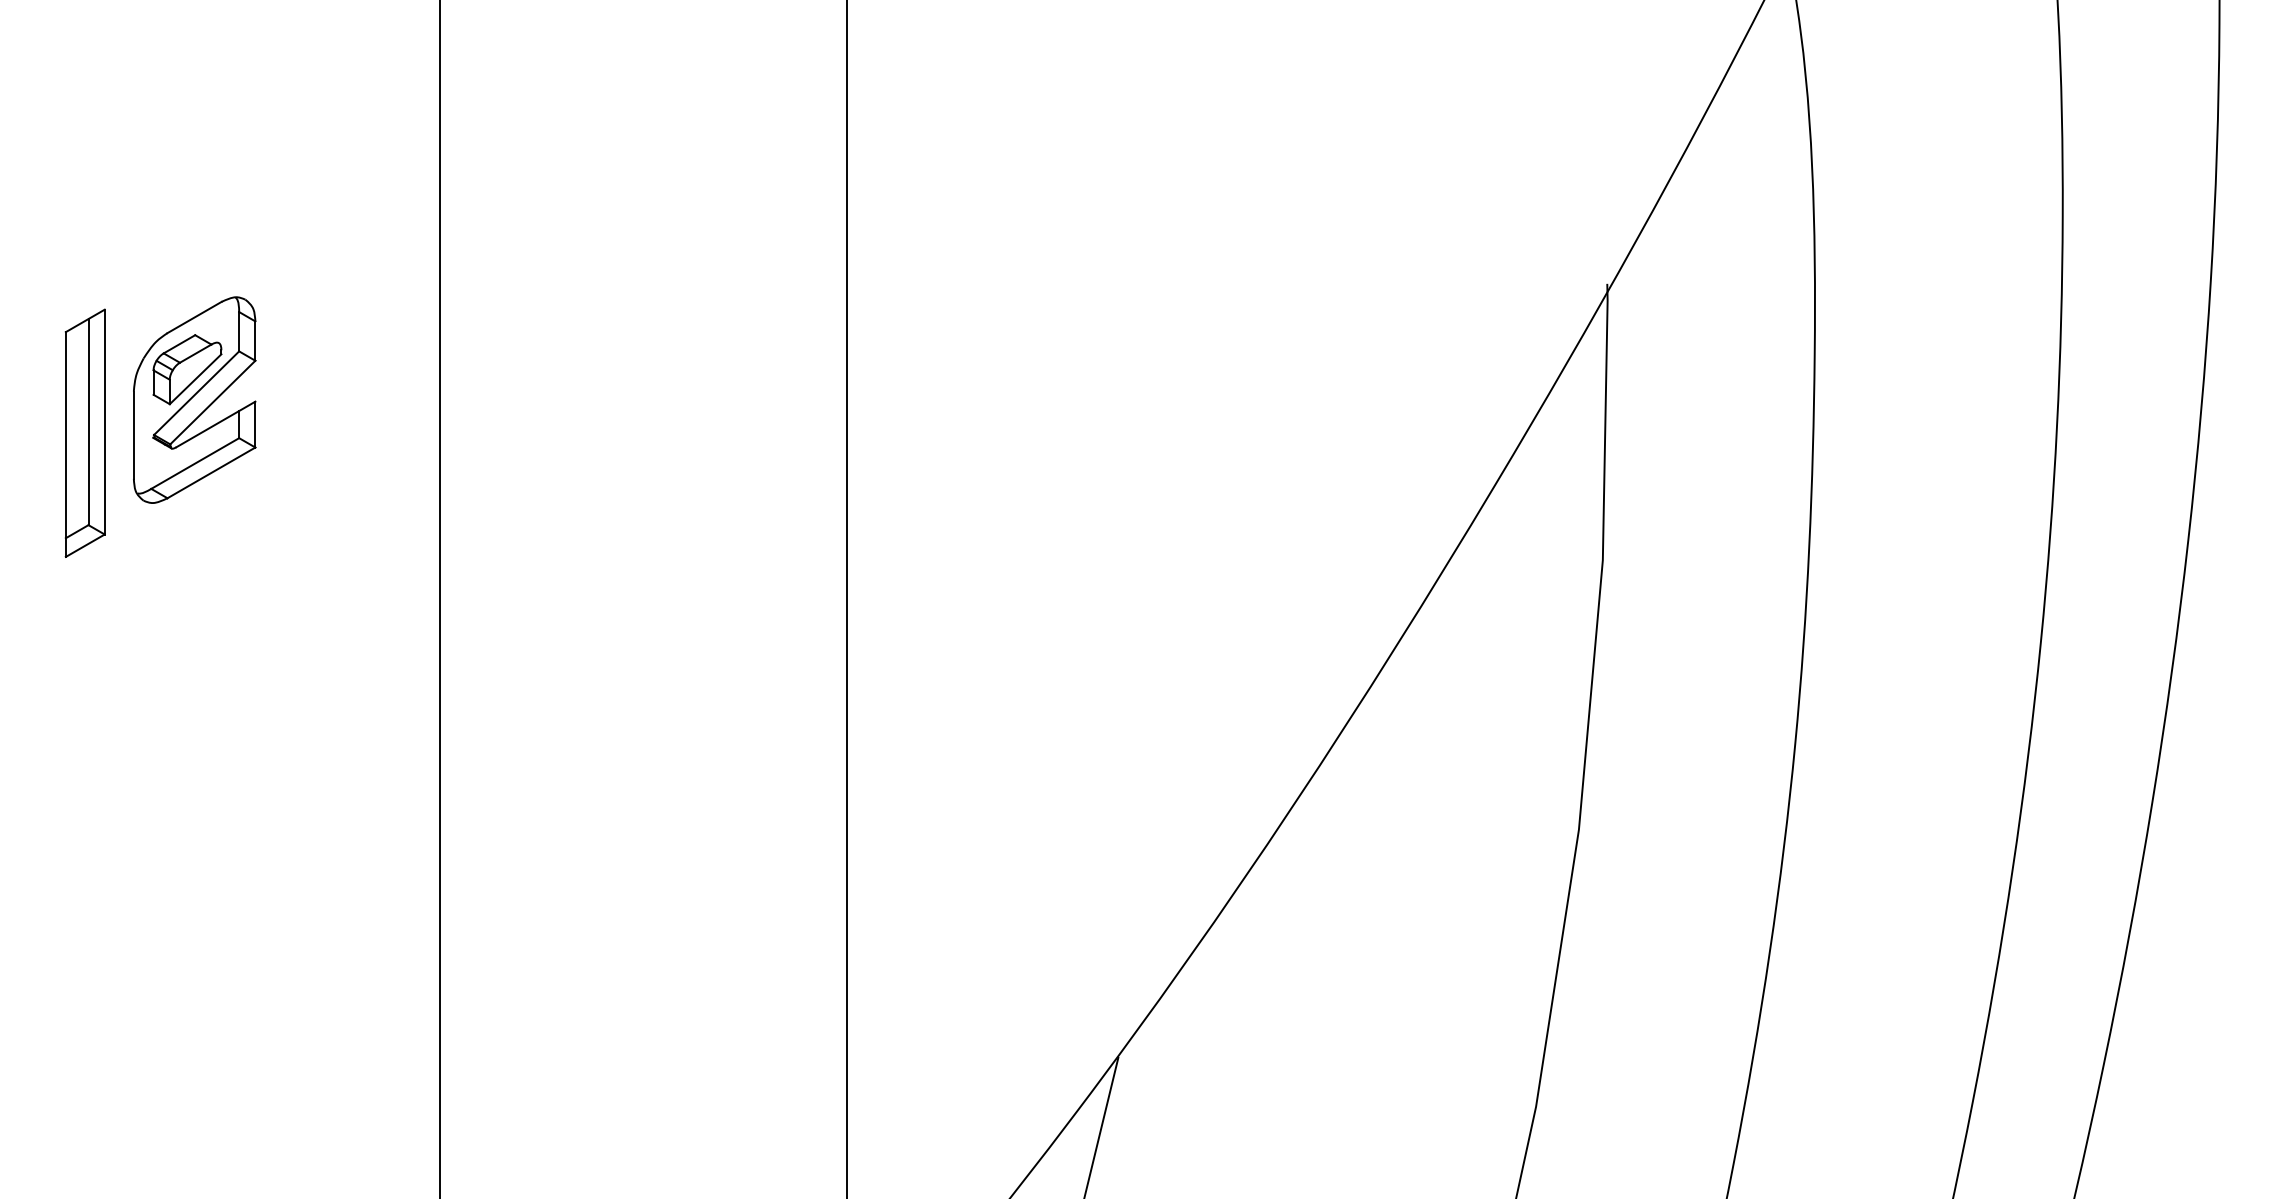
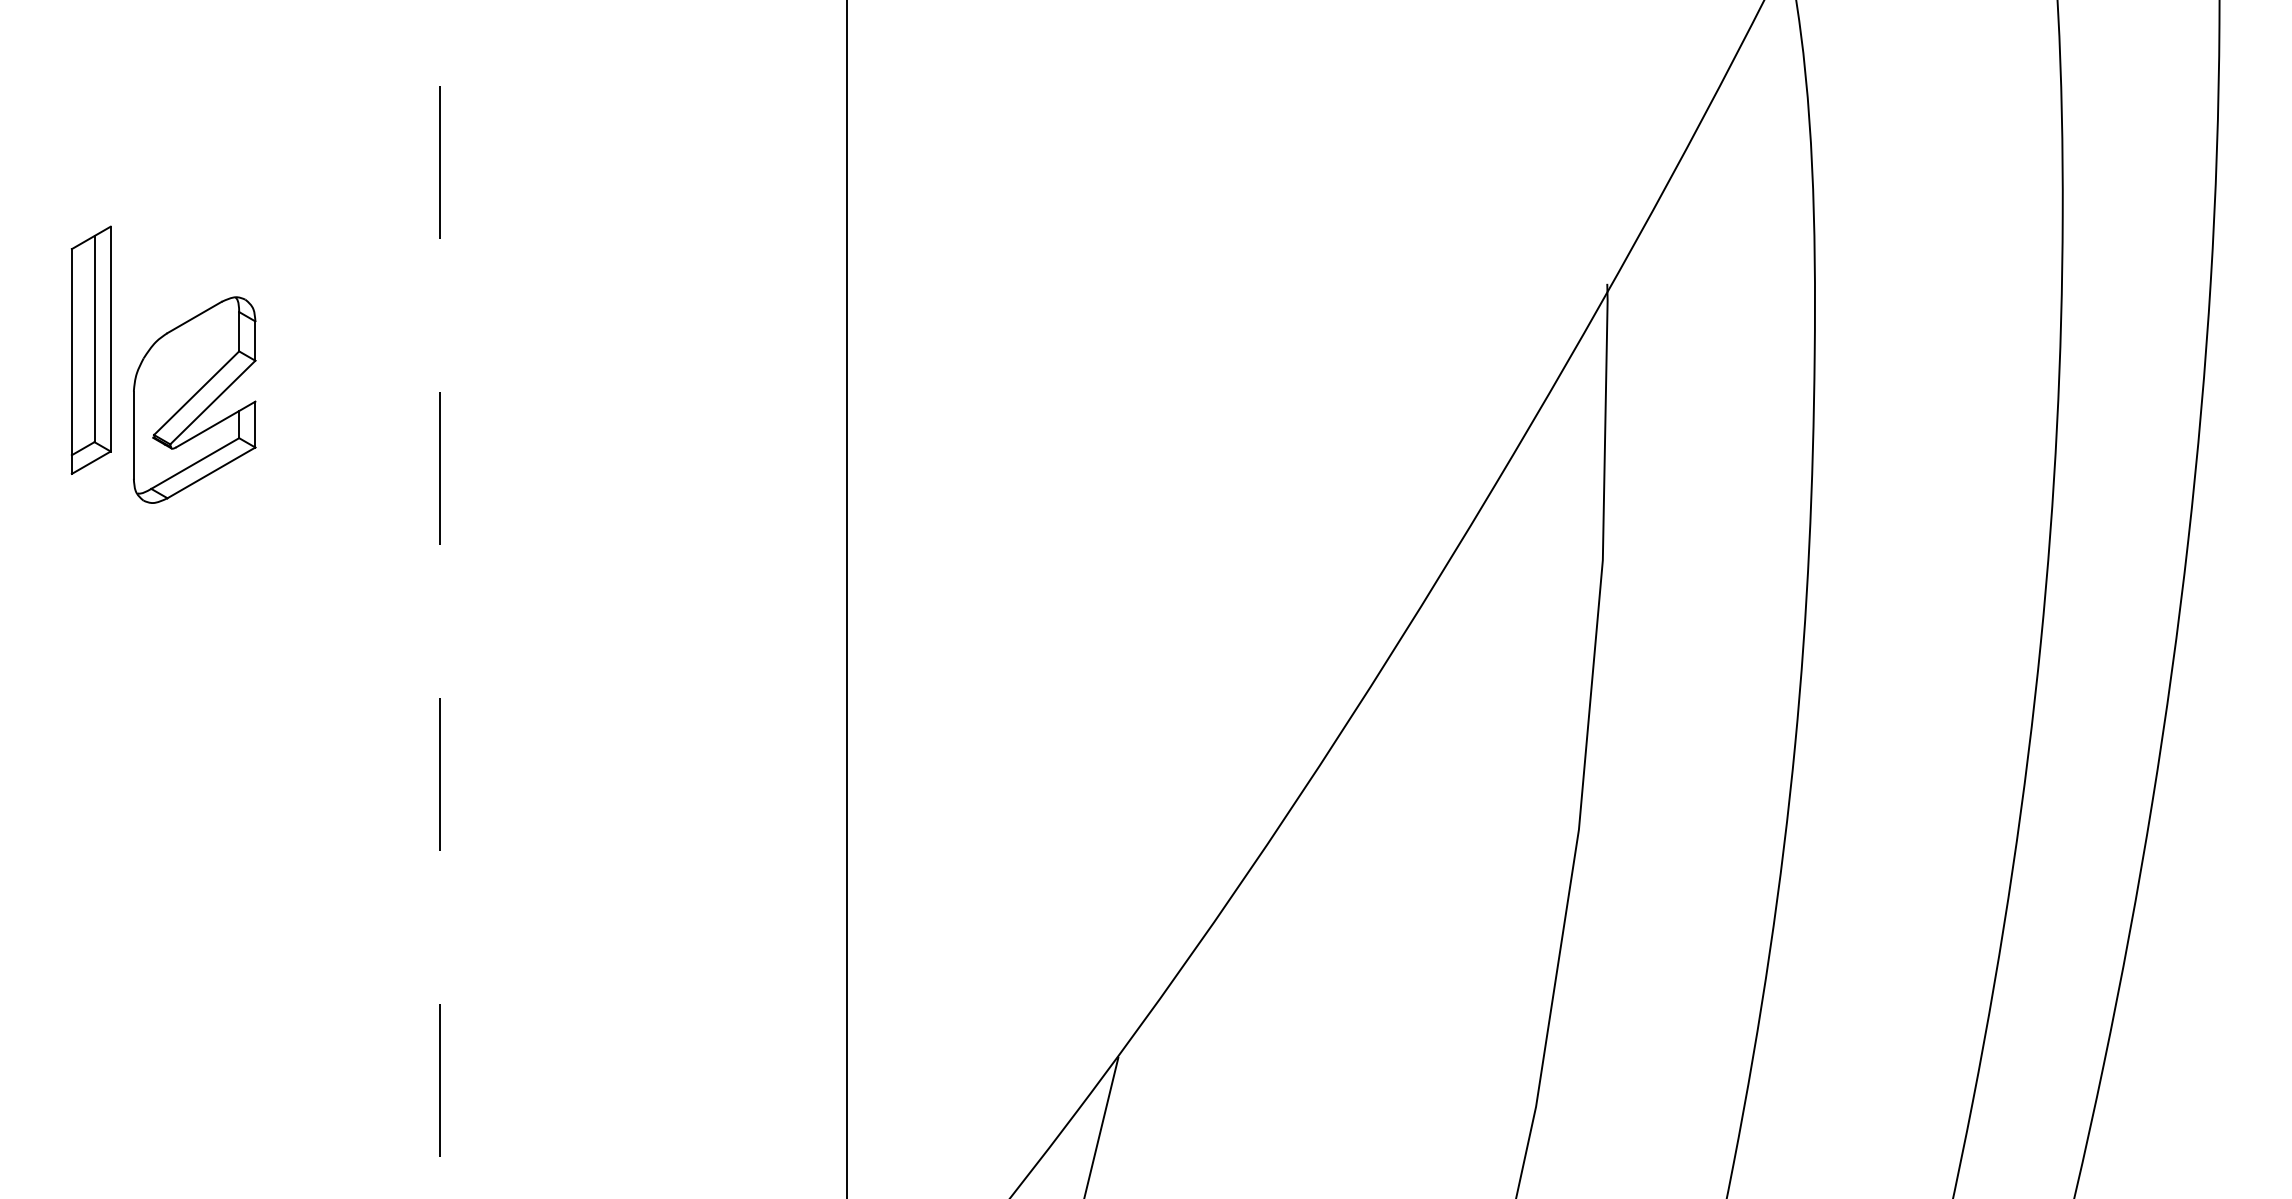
part: present -> none (187, 369)
part position: (84, 432) -> (90, 349) (90, 349)
line: solid -> dashed (439, 599)
